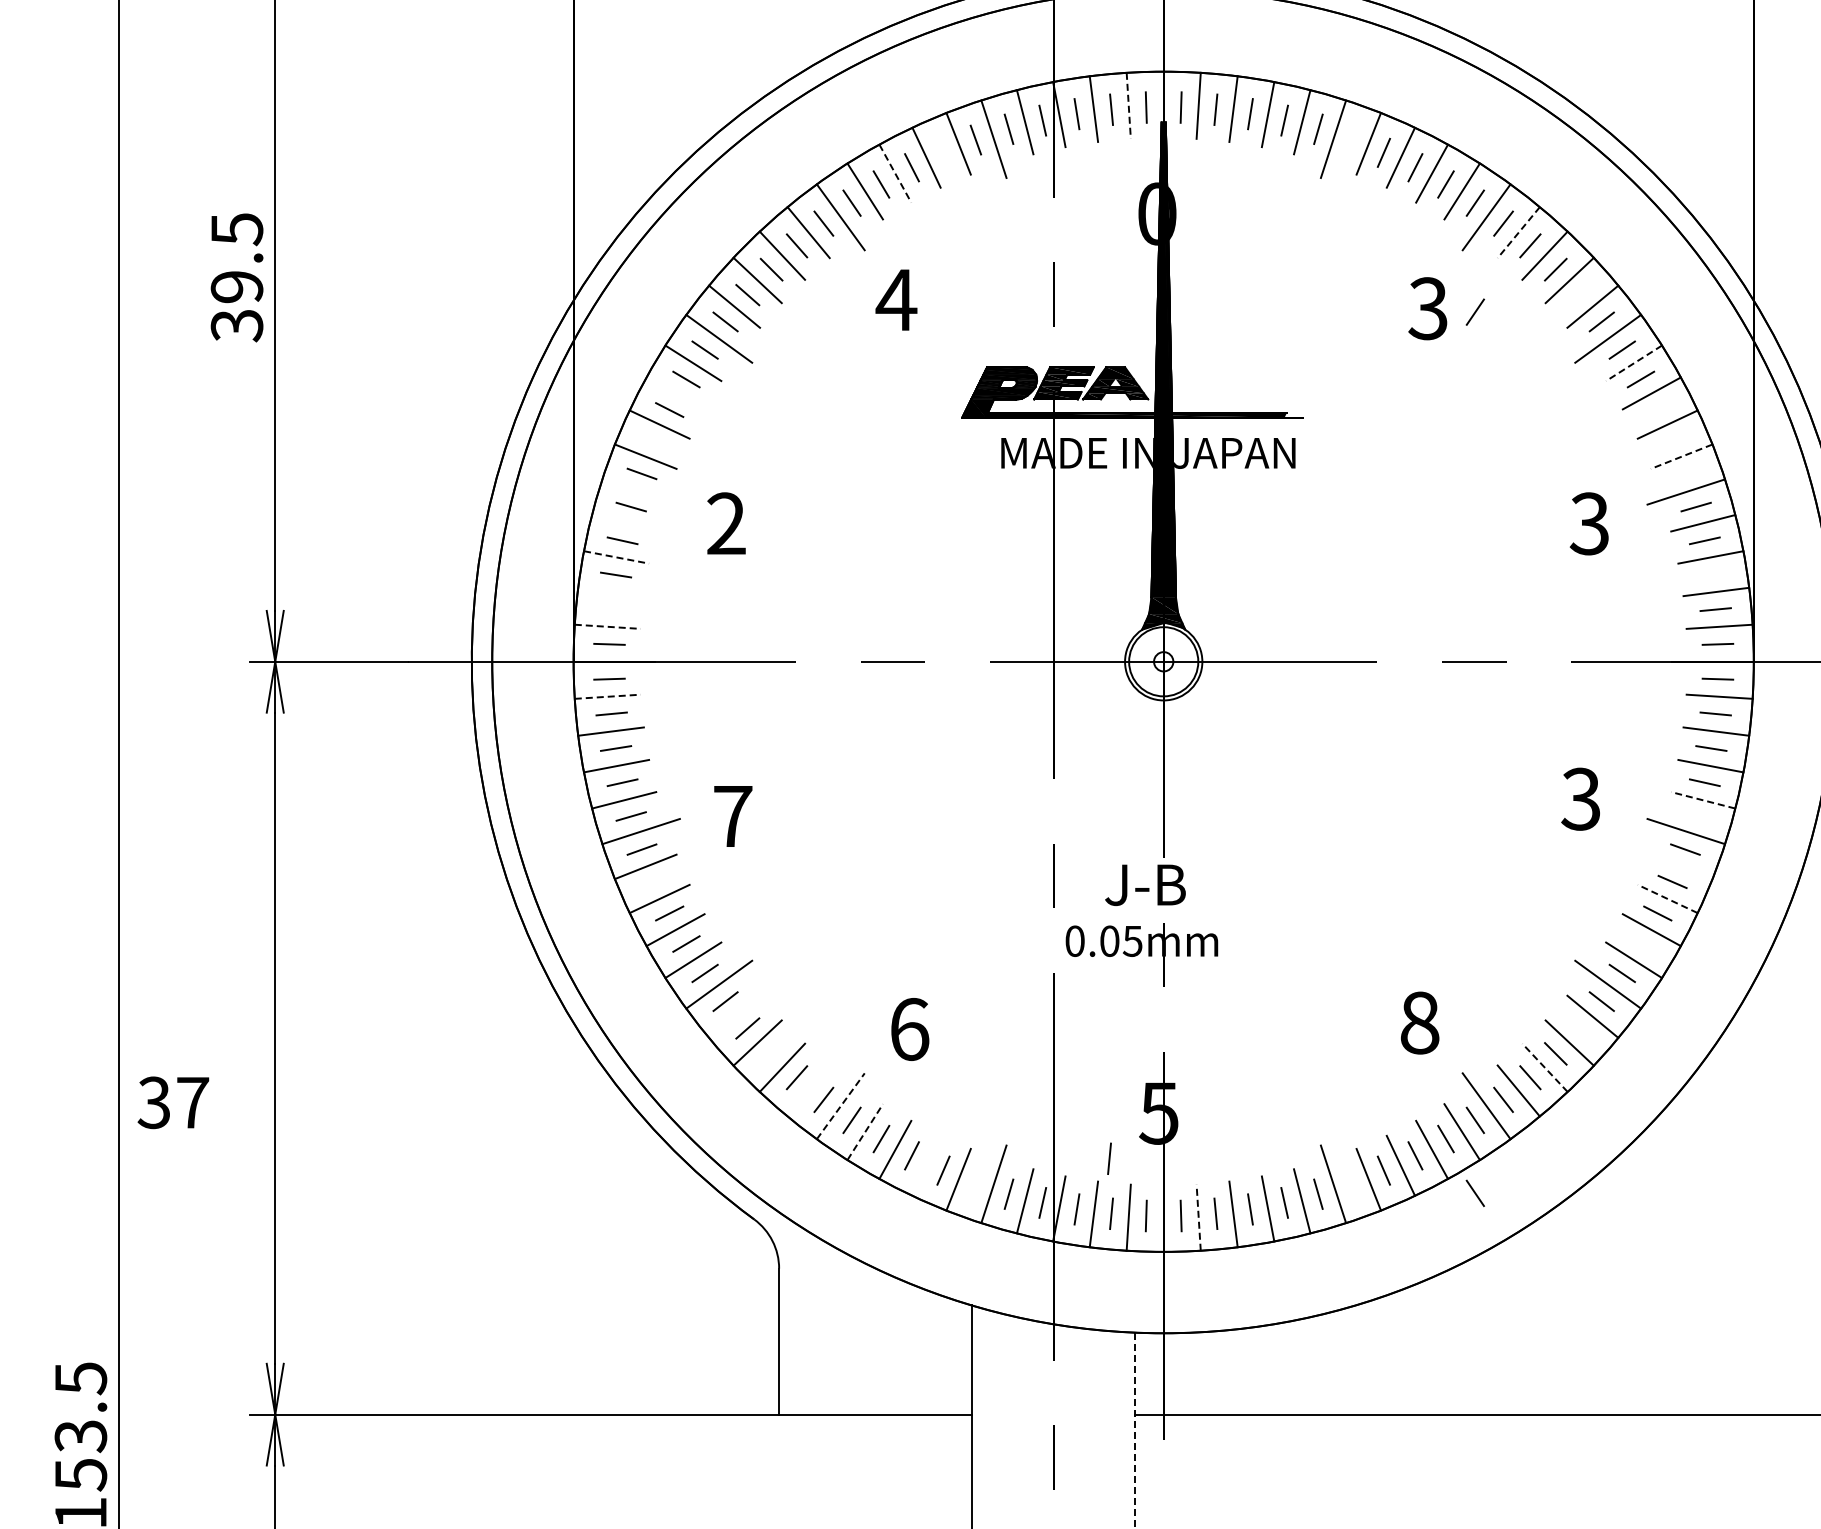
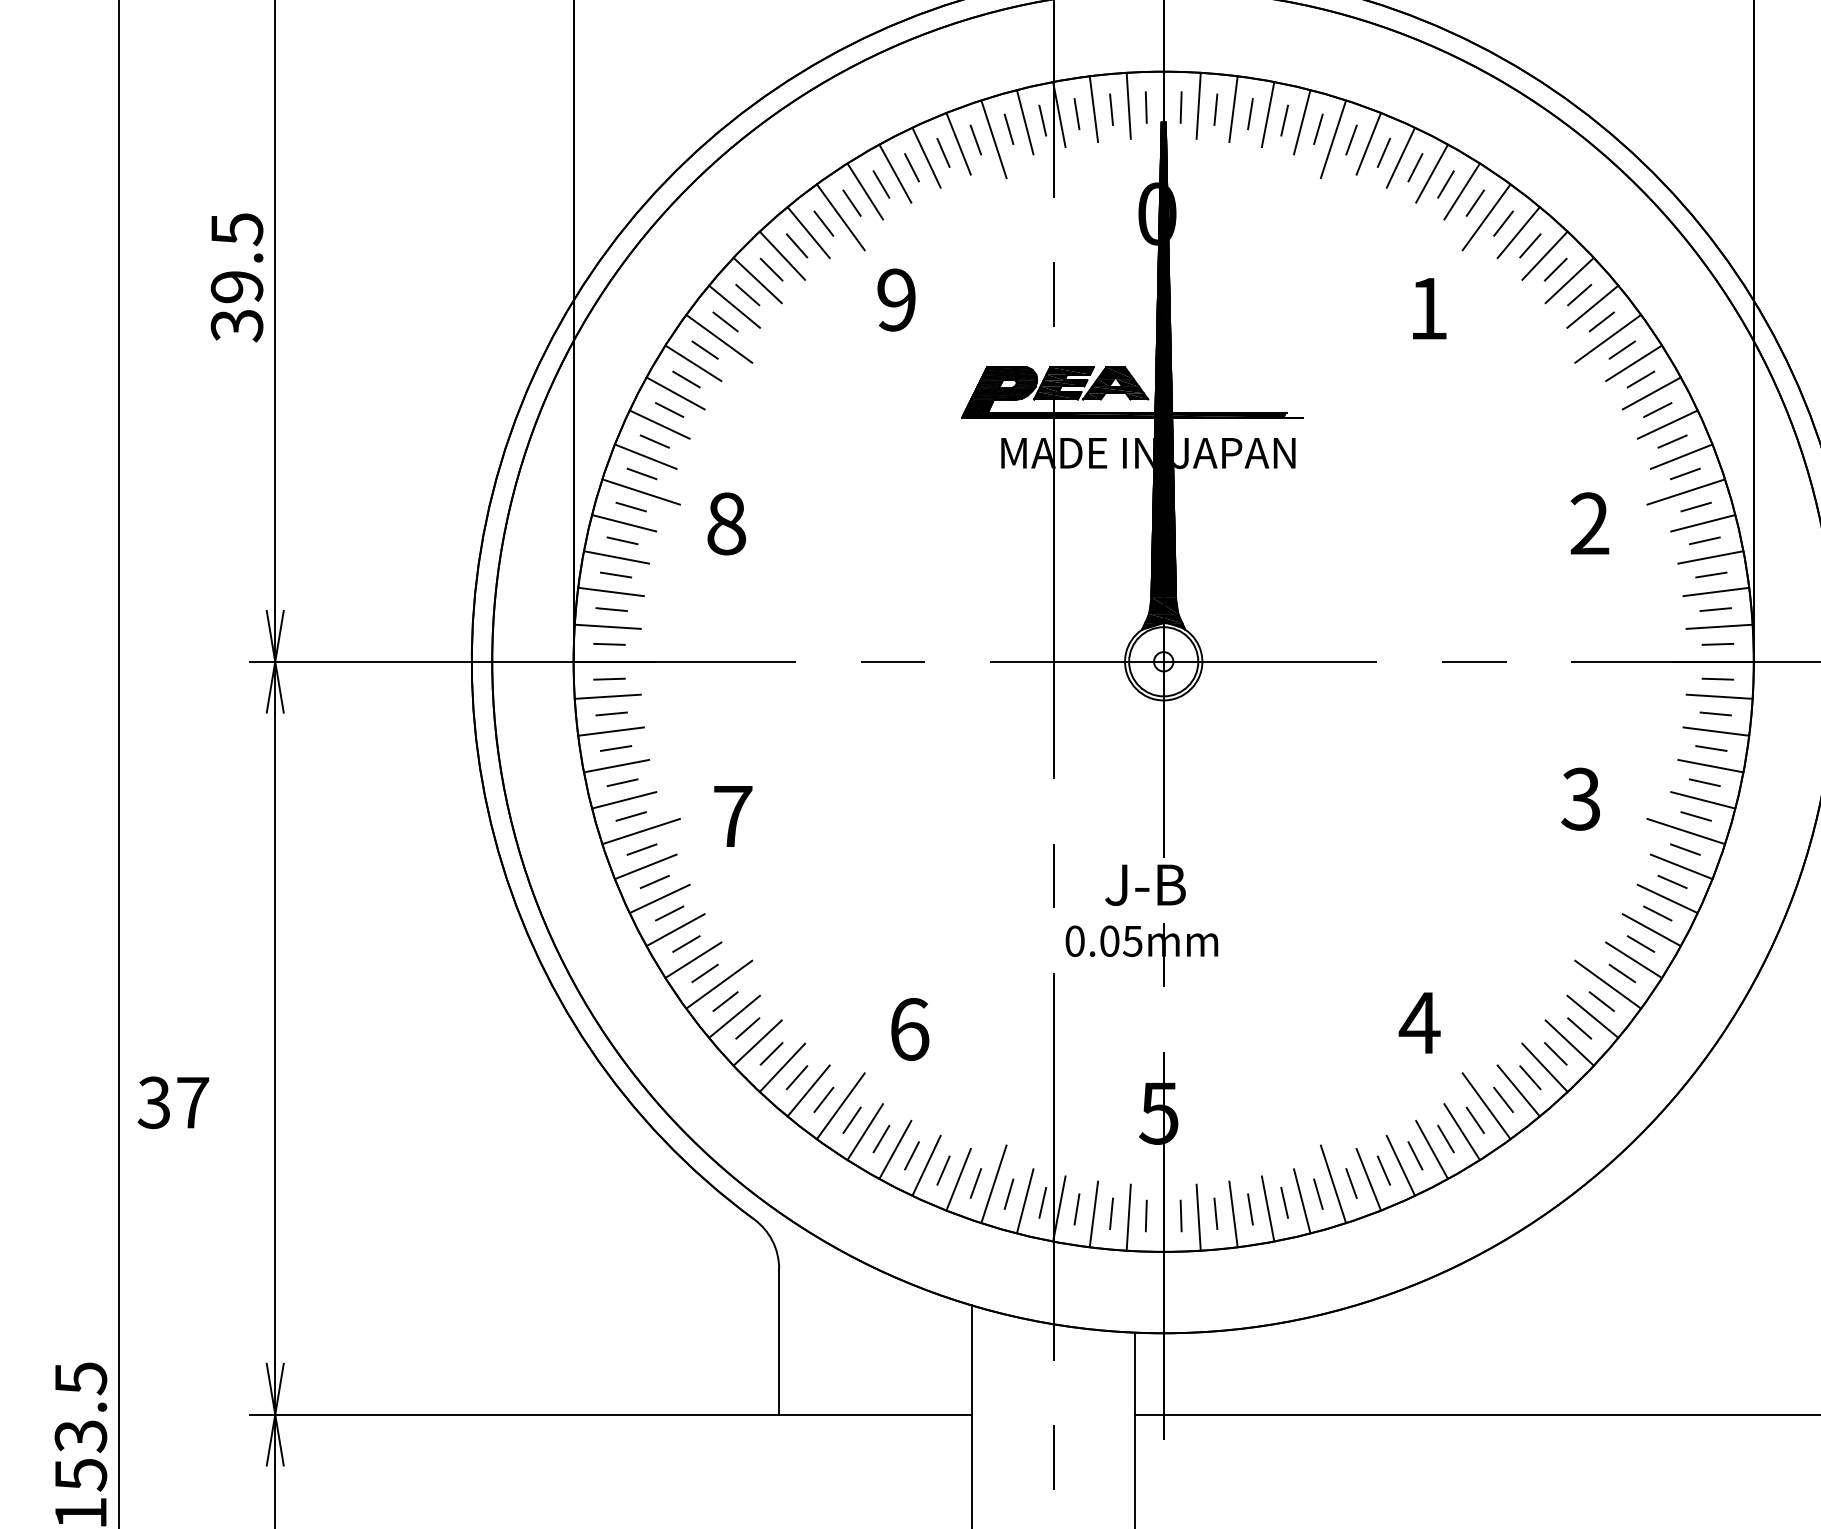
line: dashed -> solid (1128, 106)
line: none -> present (1351, 139)
line: none -> present (943, 152)
line: dashed -> solid (895, 174)
line: dashed -> solid (1518, 232)
line: none -> present (1579, 295)
text: 4 -> 9 (896, 299)
text: 3 -> 1 (1427, 308)
line: present -> none (1474, 311)
line: dashed -> solid (1633, 363)
line: none -> present (675, 393)
line: none -> present (1657, 409)
line: none -> present (654, 441)
line: none -> present (1672, 441)
line: dashed -> solid (1681, 456)
line: none -> present (1685, 473)
line: none -> present (640, 491)
line: none -> present (624, 523)
text: 2 -> 8 (726, 523)
text: 3 -> 2 (1589, 523)
line: dashed -> solid (617, 557)
line: none -> present (1711, 574)
line: none -> present (610, 591)
line: none -> present (611, 609)
line: dashed -> solid (608, 626)
line: dashed -> solid (608, 696)
line: dashed -> solid (1702, 800)
line: none -> present (1695, 816)
line: none -> present (1681, 866)
line: none -> present (654, 881)
line: dashed -> solid (1667, 898)
line: none -> present (1640, 943)
line: none -> present (734, 1016)
text: 8 -> 4 (1419, 1022)
line: none -> present (1579, 1028)
line: none -> present (771, 1053)
line: dashed -> solid (1544, 1067)
line: none -> present (808, 1090)
line: dashed -> solid (840, 1106)
line: dashed -> solid (865, 1131)
line: present -> none (1109, 1158)
line: none -> present (926, 1165)
line: none -> present (975, 1183)
line: none -> present (1351, 1183)
line: present -> none (1474, 1192)
line: dashed -> solid (1198, 1217)
line: dashed -> solid (1135, 1430)
